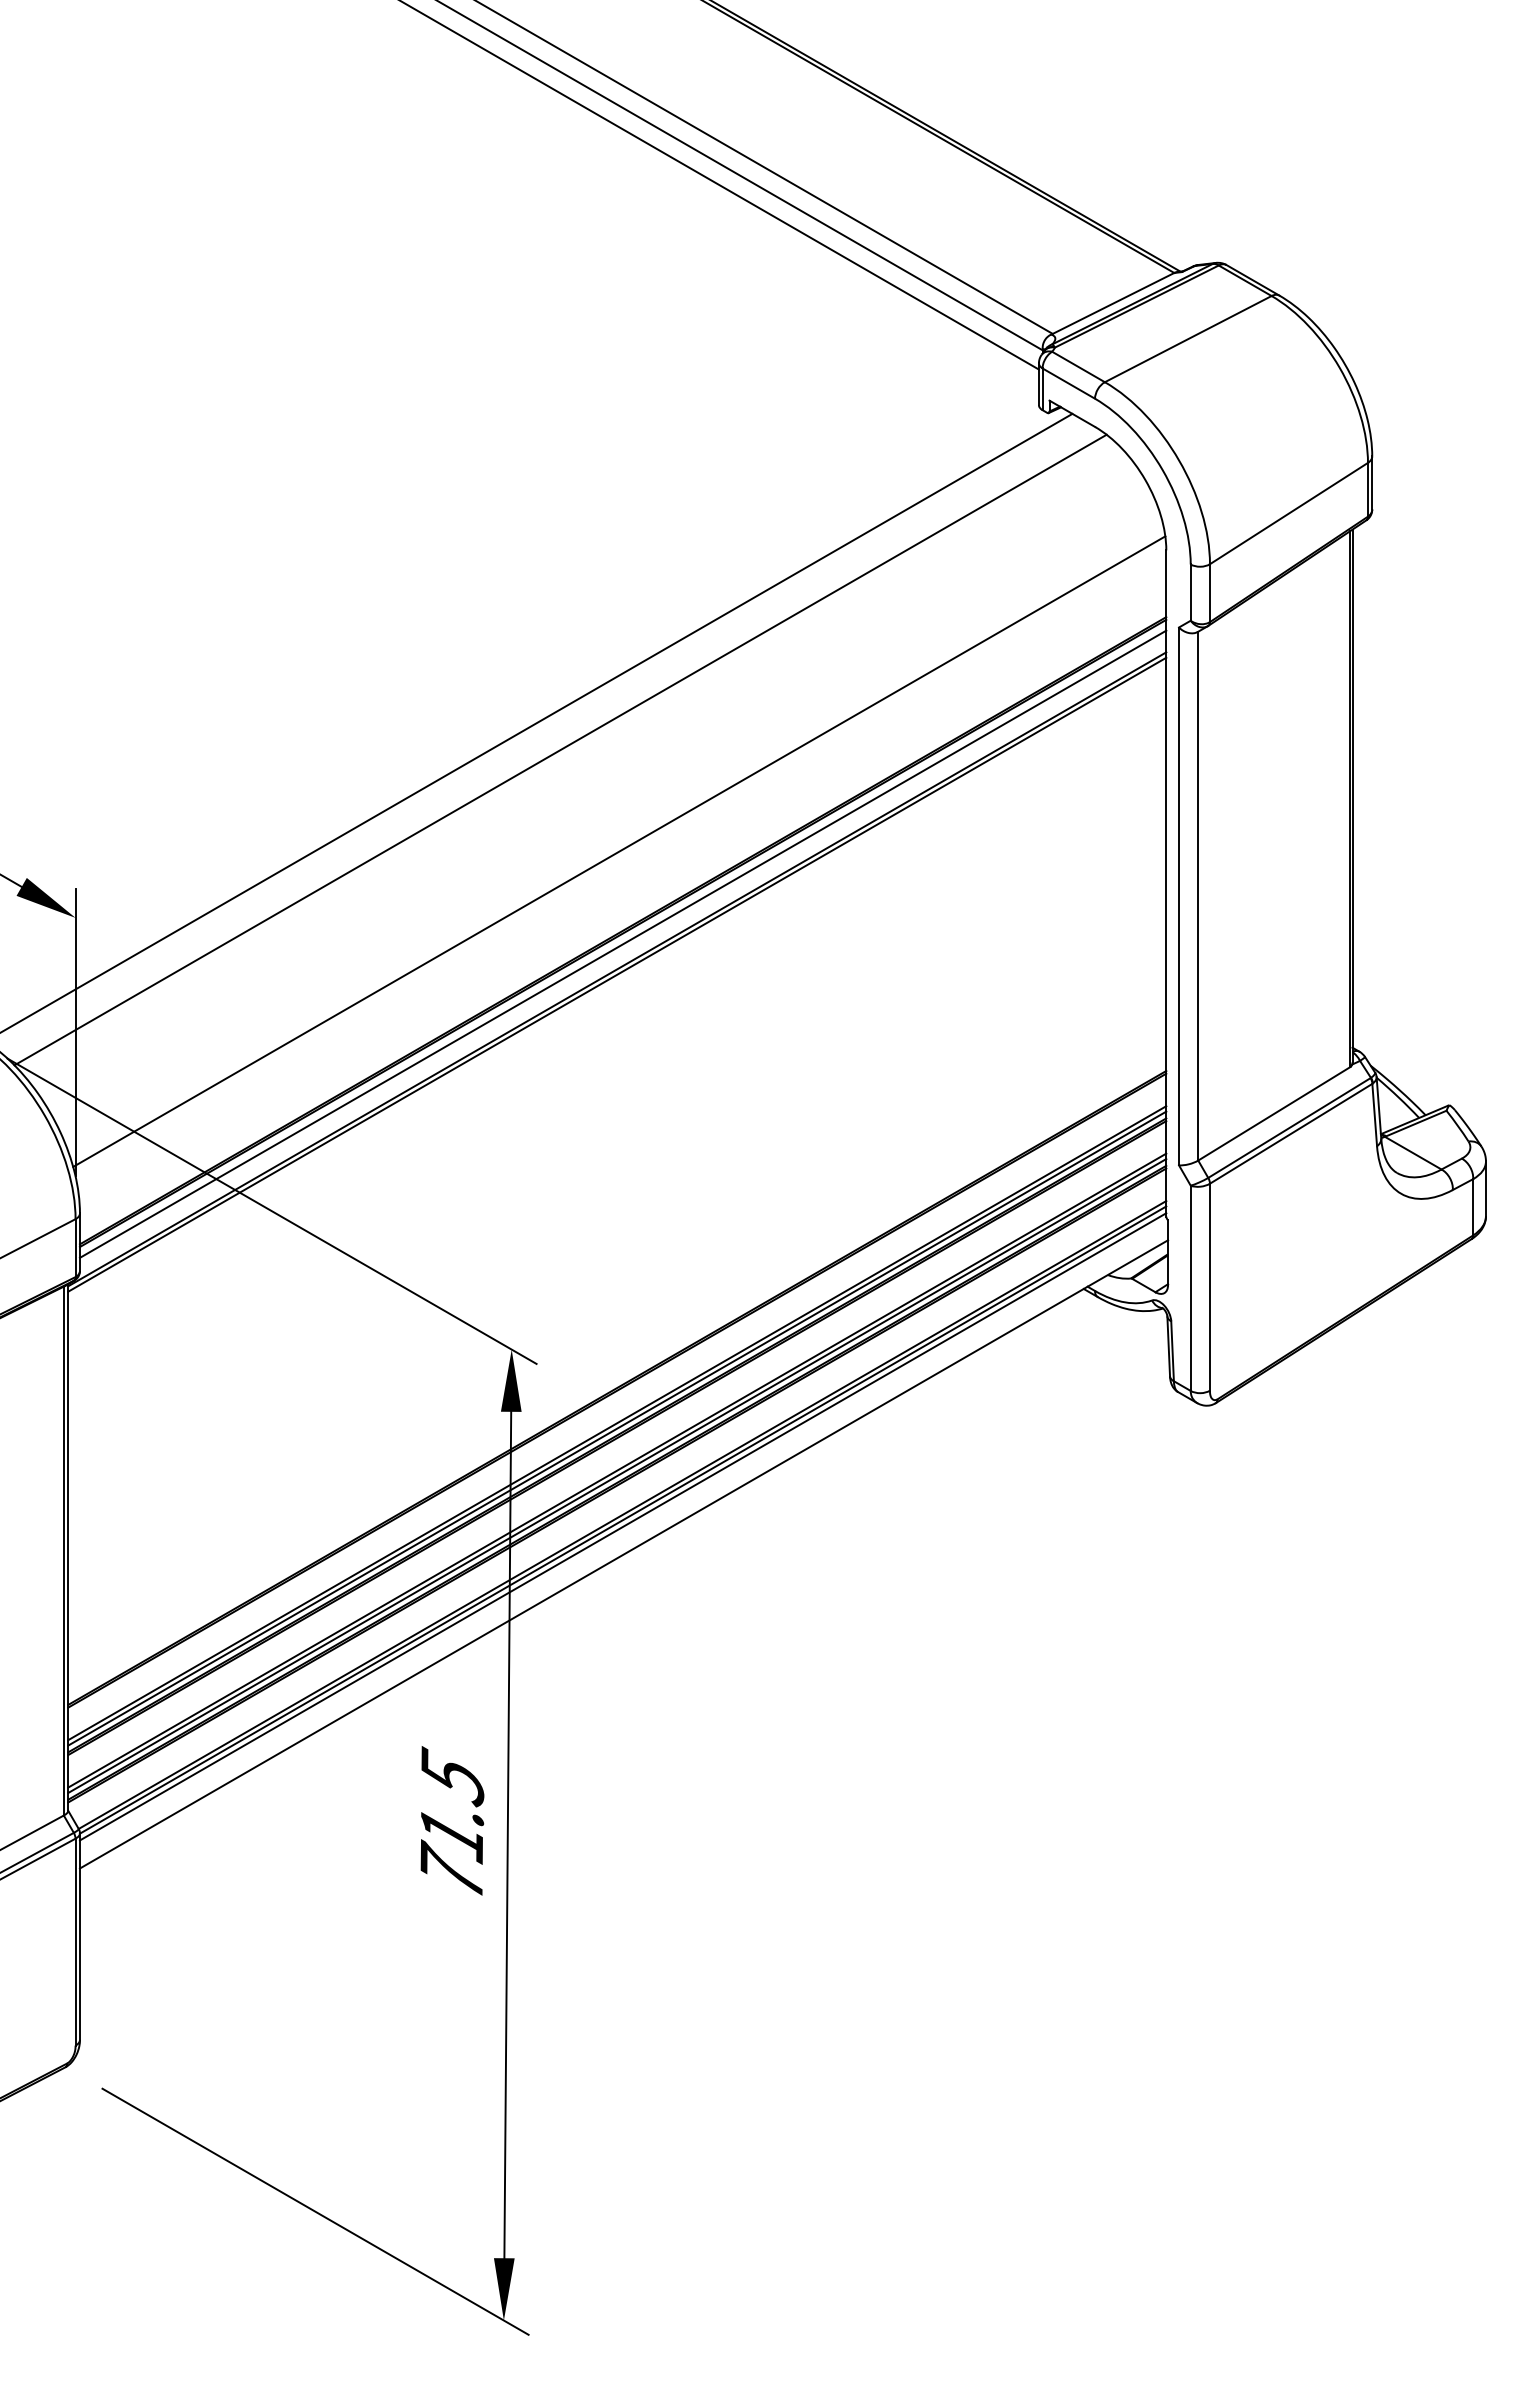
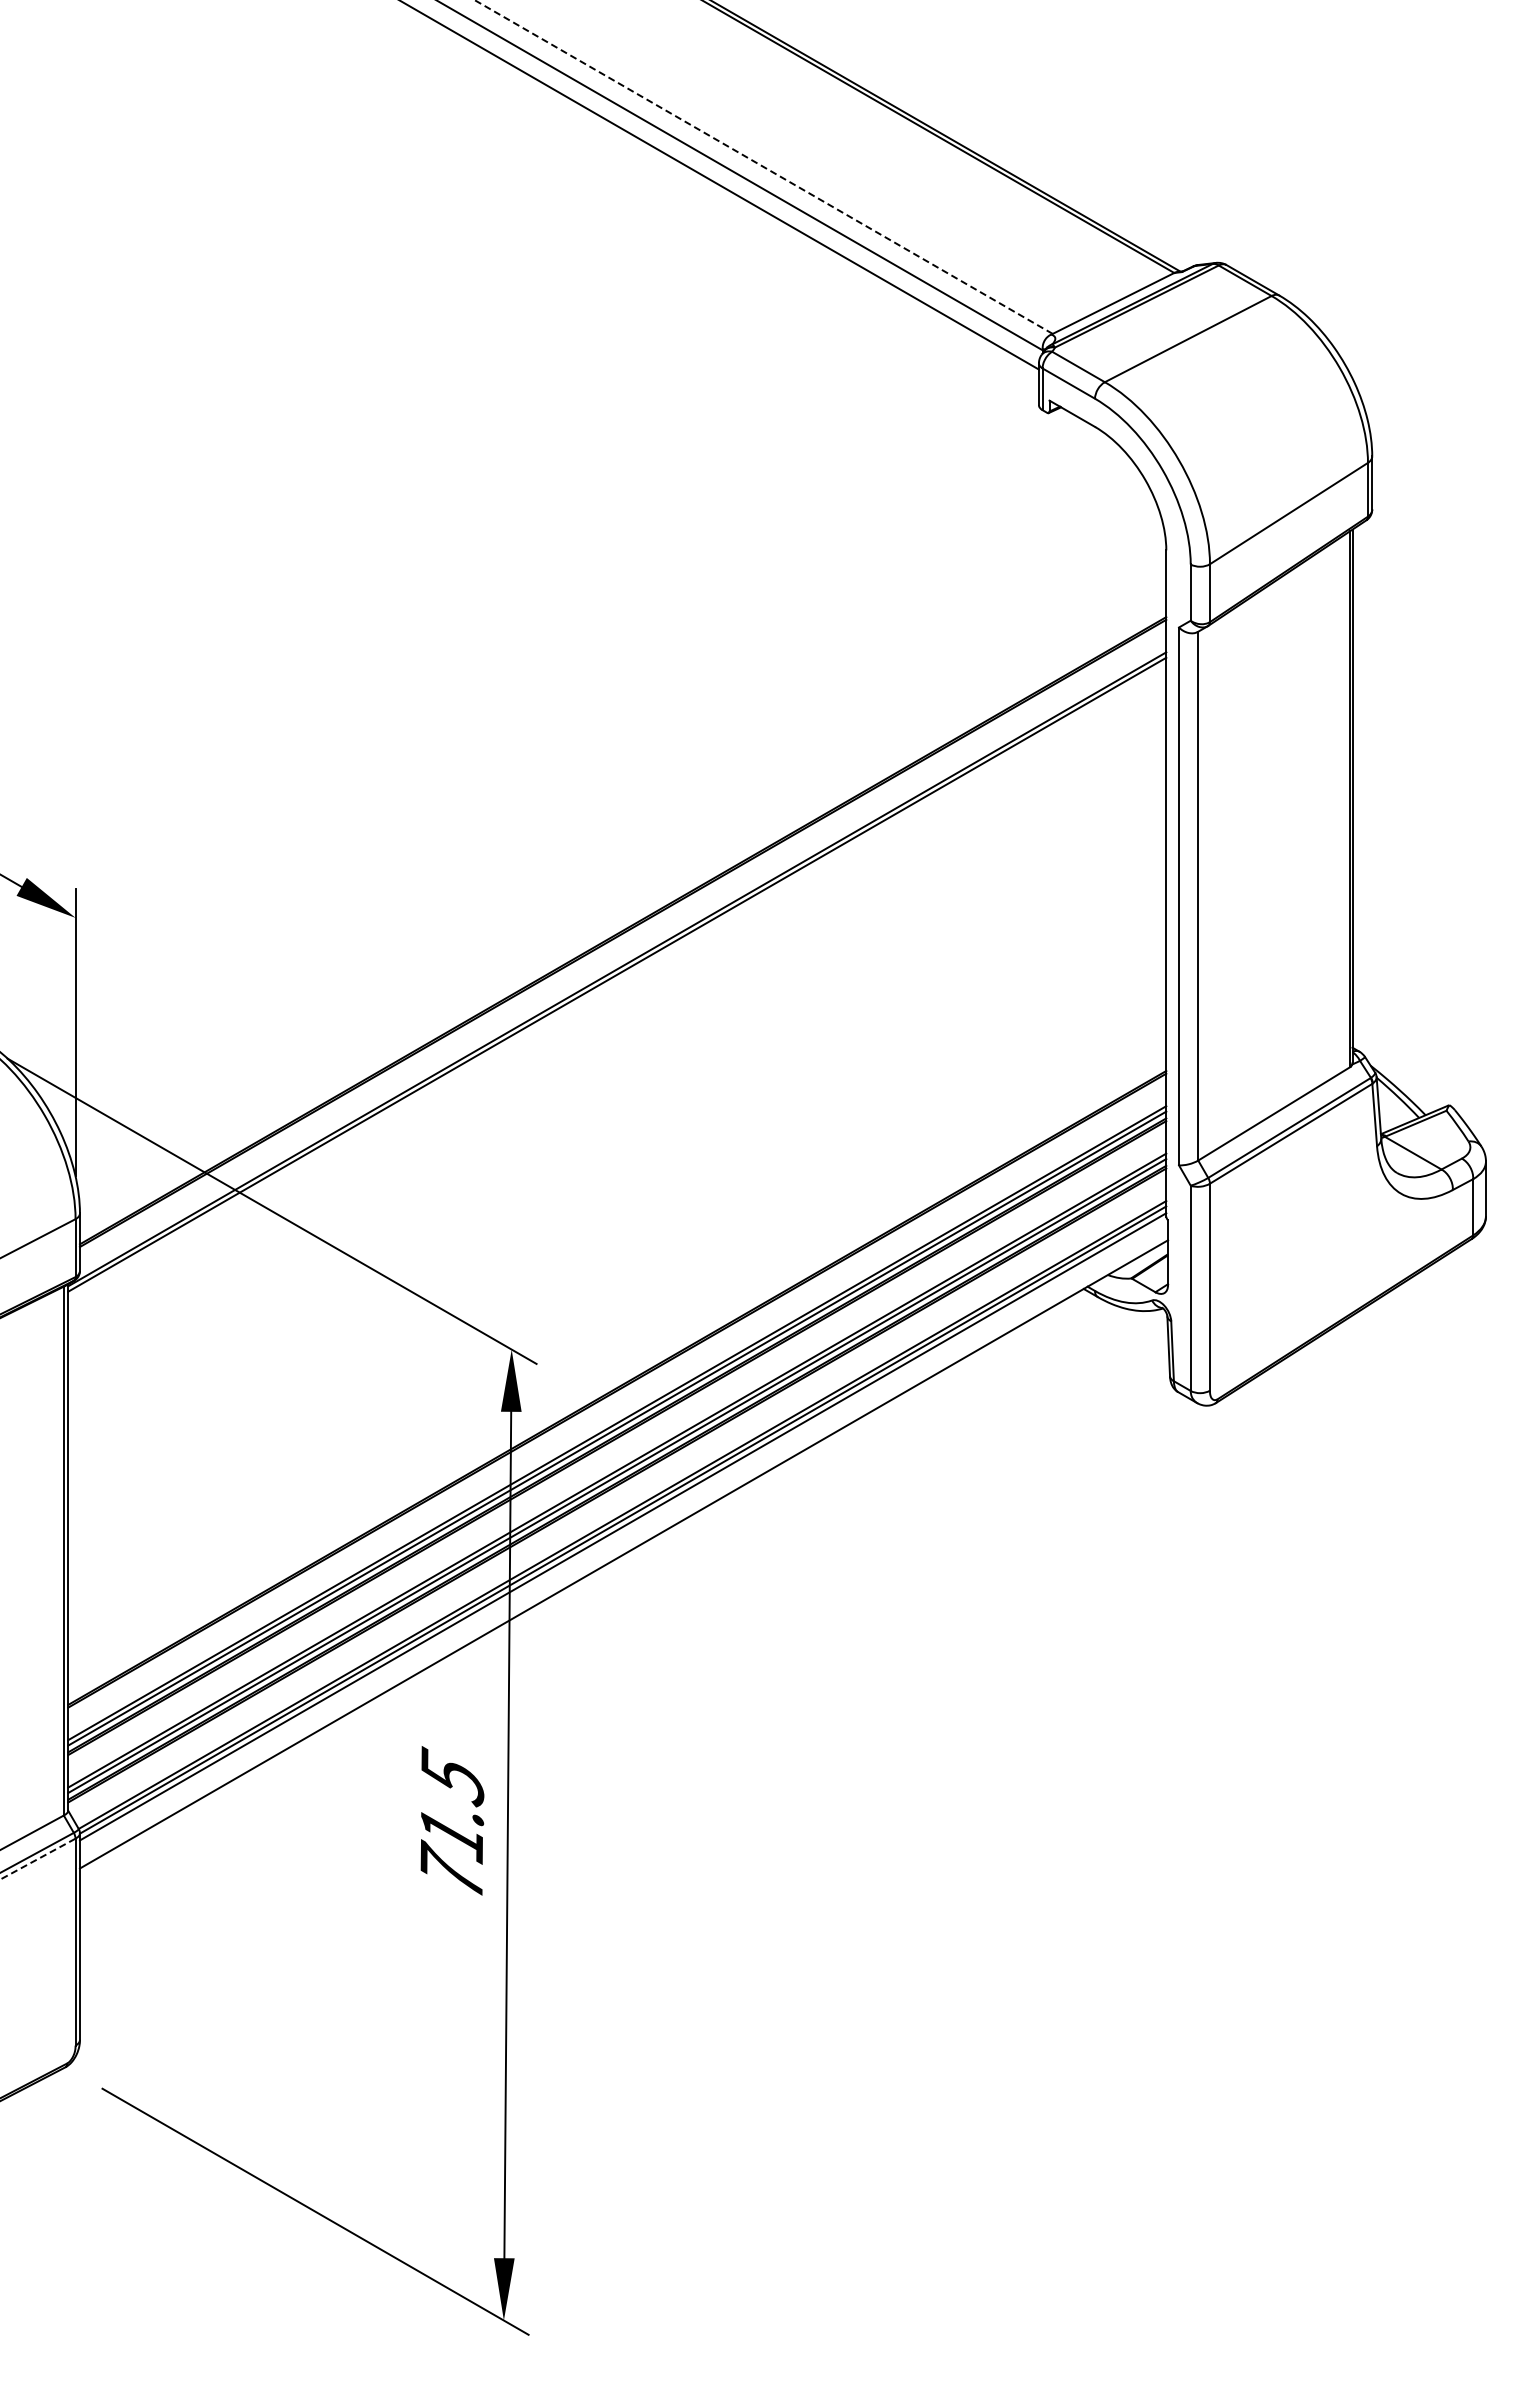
line: solid -> dashed (763, 167)
line: present -> none (537, 722)
line: present -> none (560, 749)
line: present -> none (619, 851)
line: present -> none (622, 943)
line: solid -> dashed (37, 1859)
